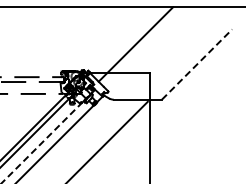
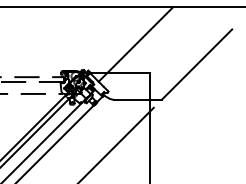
line: dashed -> solid (197, 64)
line position: (108, 140) -> (116, 143) (116, 143)
line: dashed -> solid (41, 143)
